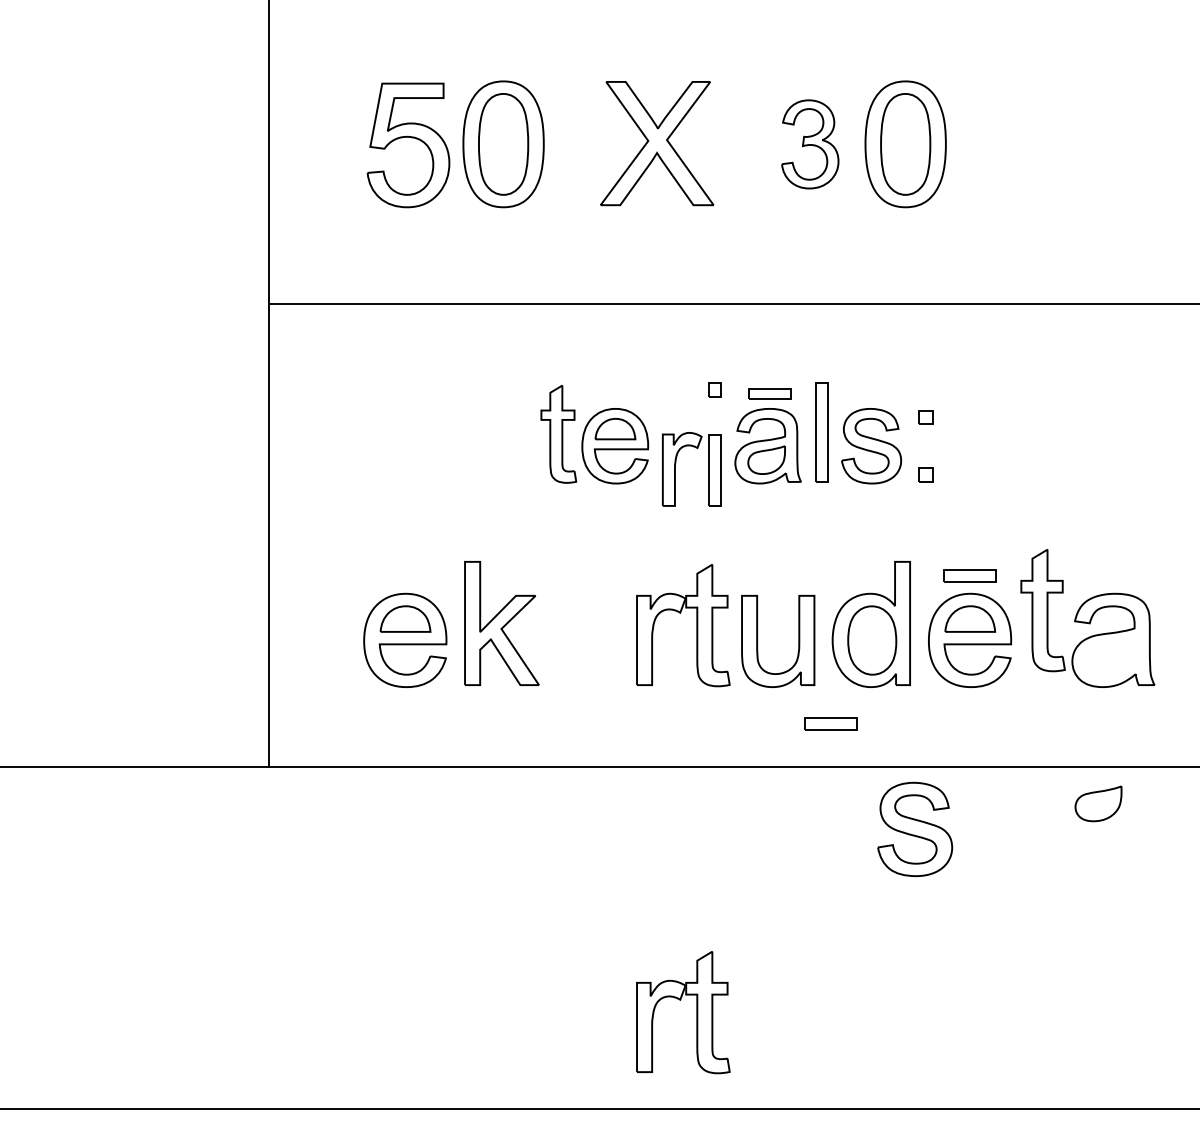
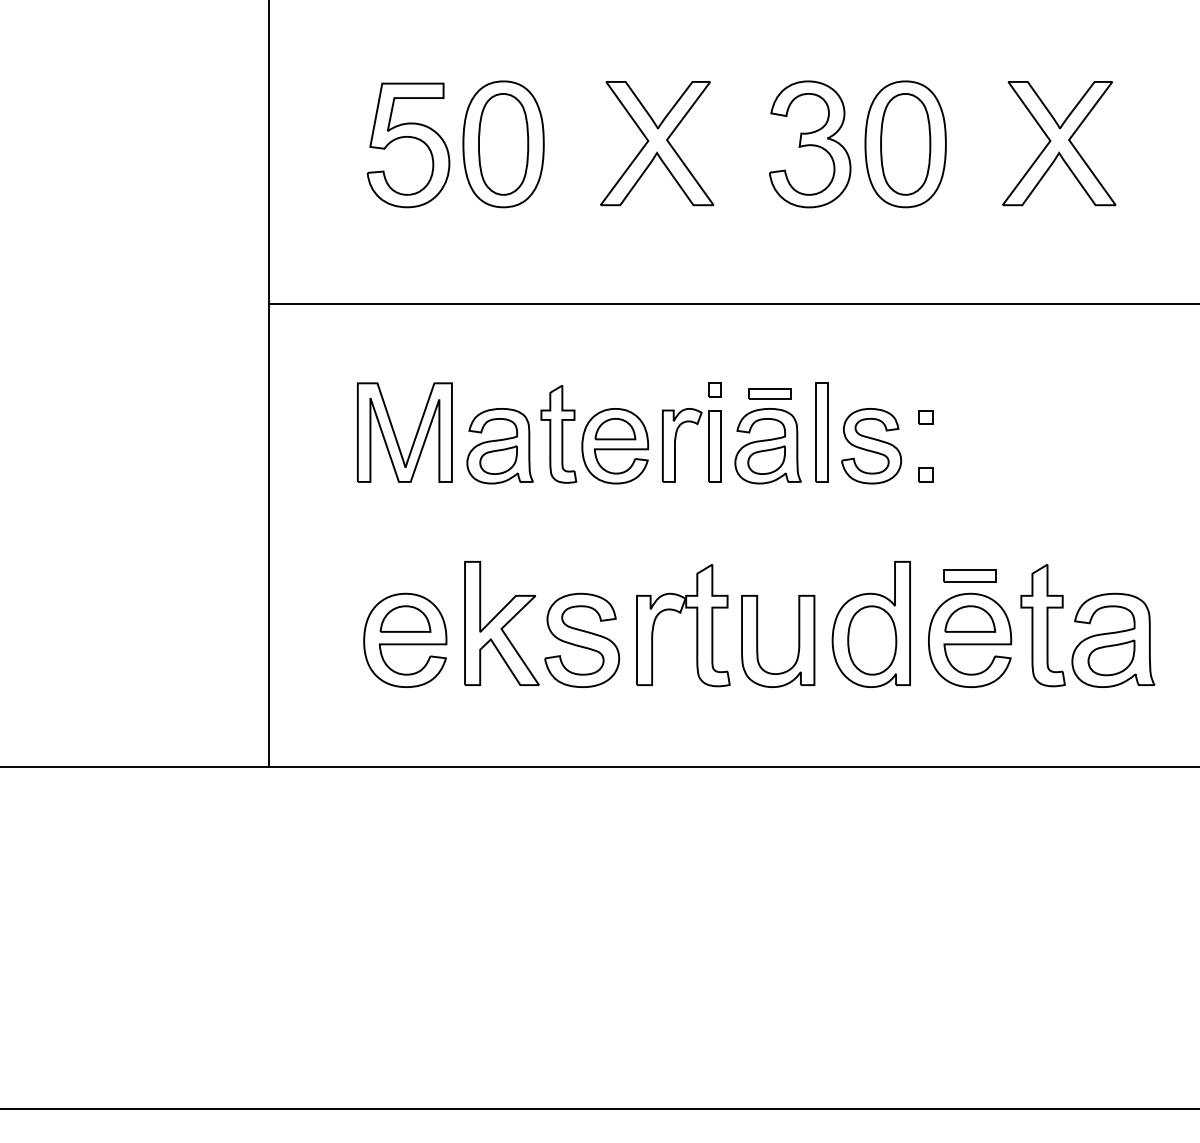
part: none -> present (1059, 143)
part size: 59x91 px -> 83x129 px (810, 144)
part: none -> present (396, 436)
part: none -> present (499, 446)
part position: (675, 469) -> (675, 445) (675, 445)
part position: (1042, 610) -> (1042, 625) (1042, 625)
part: present -> none (830, 723)
part position: (1098, 803) -> (1111, 657) (1111, 657)
part position: (915, 828) -> (582, 639) (582, 639)
part: present -> none (680, 1000)
